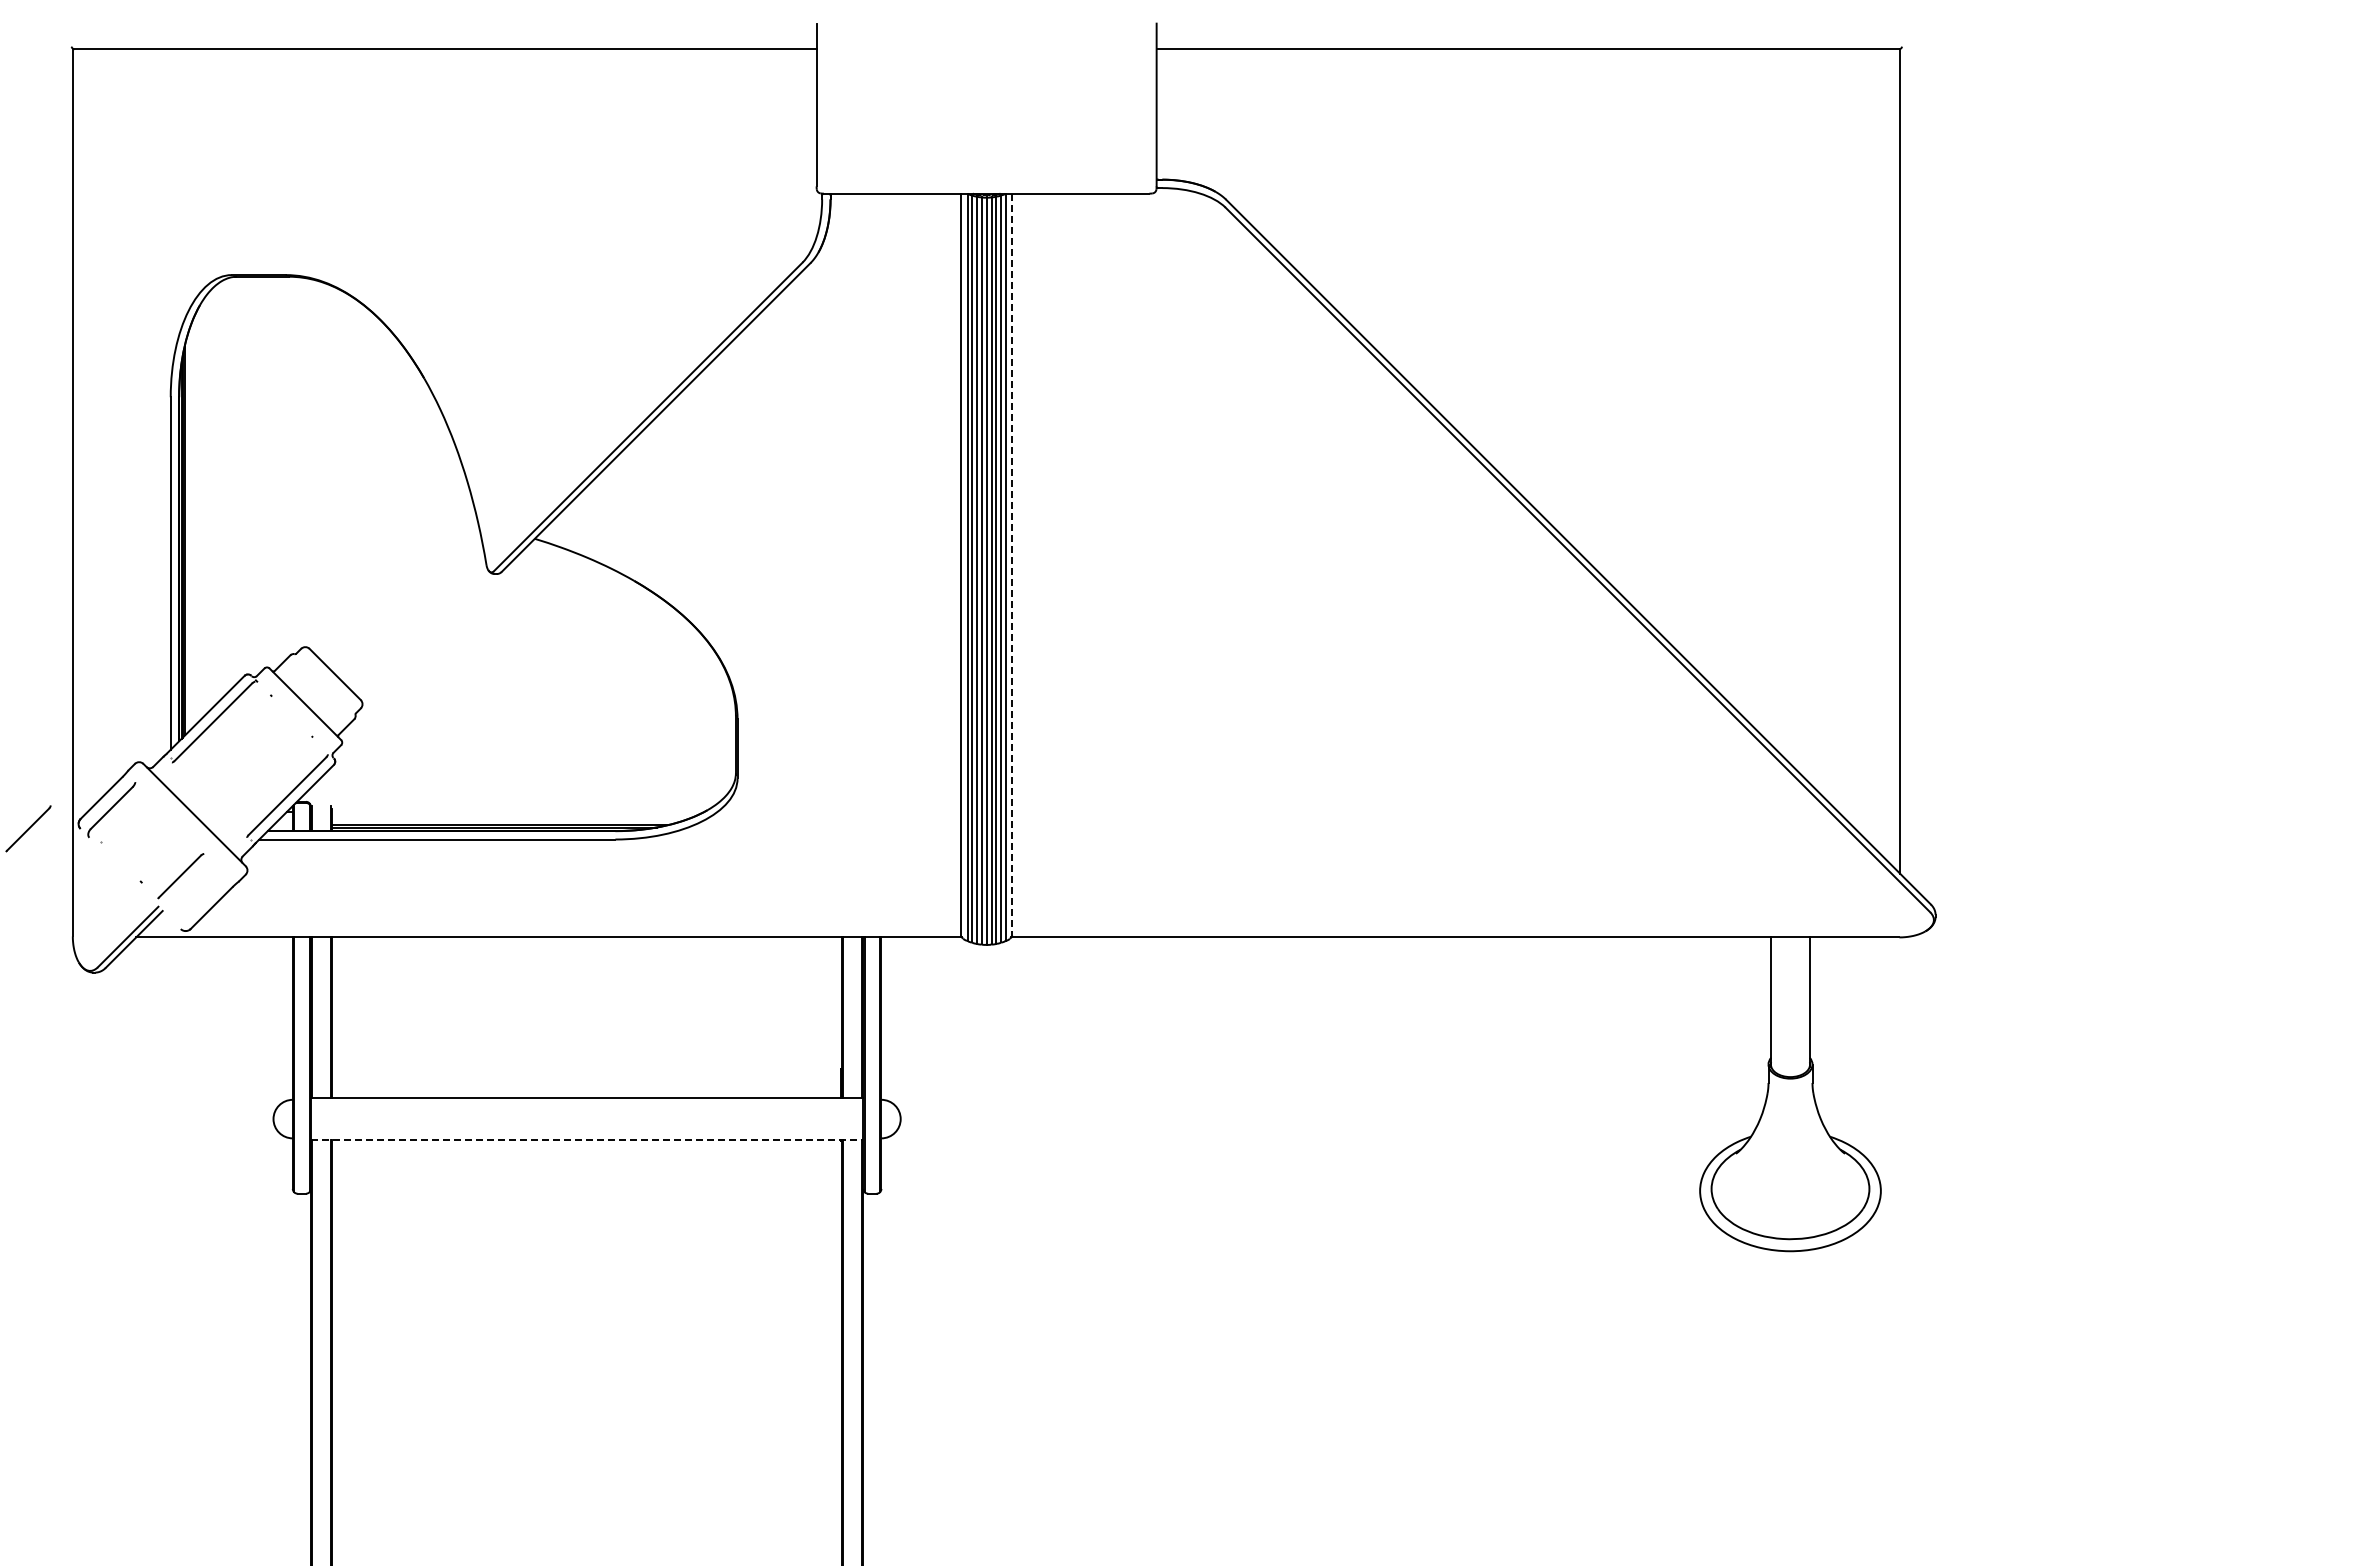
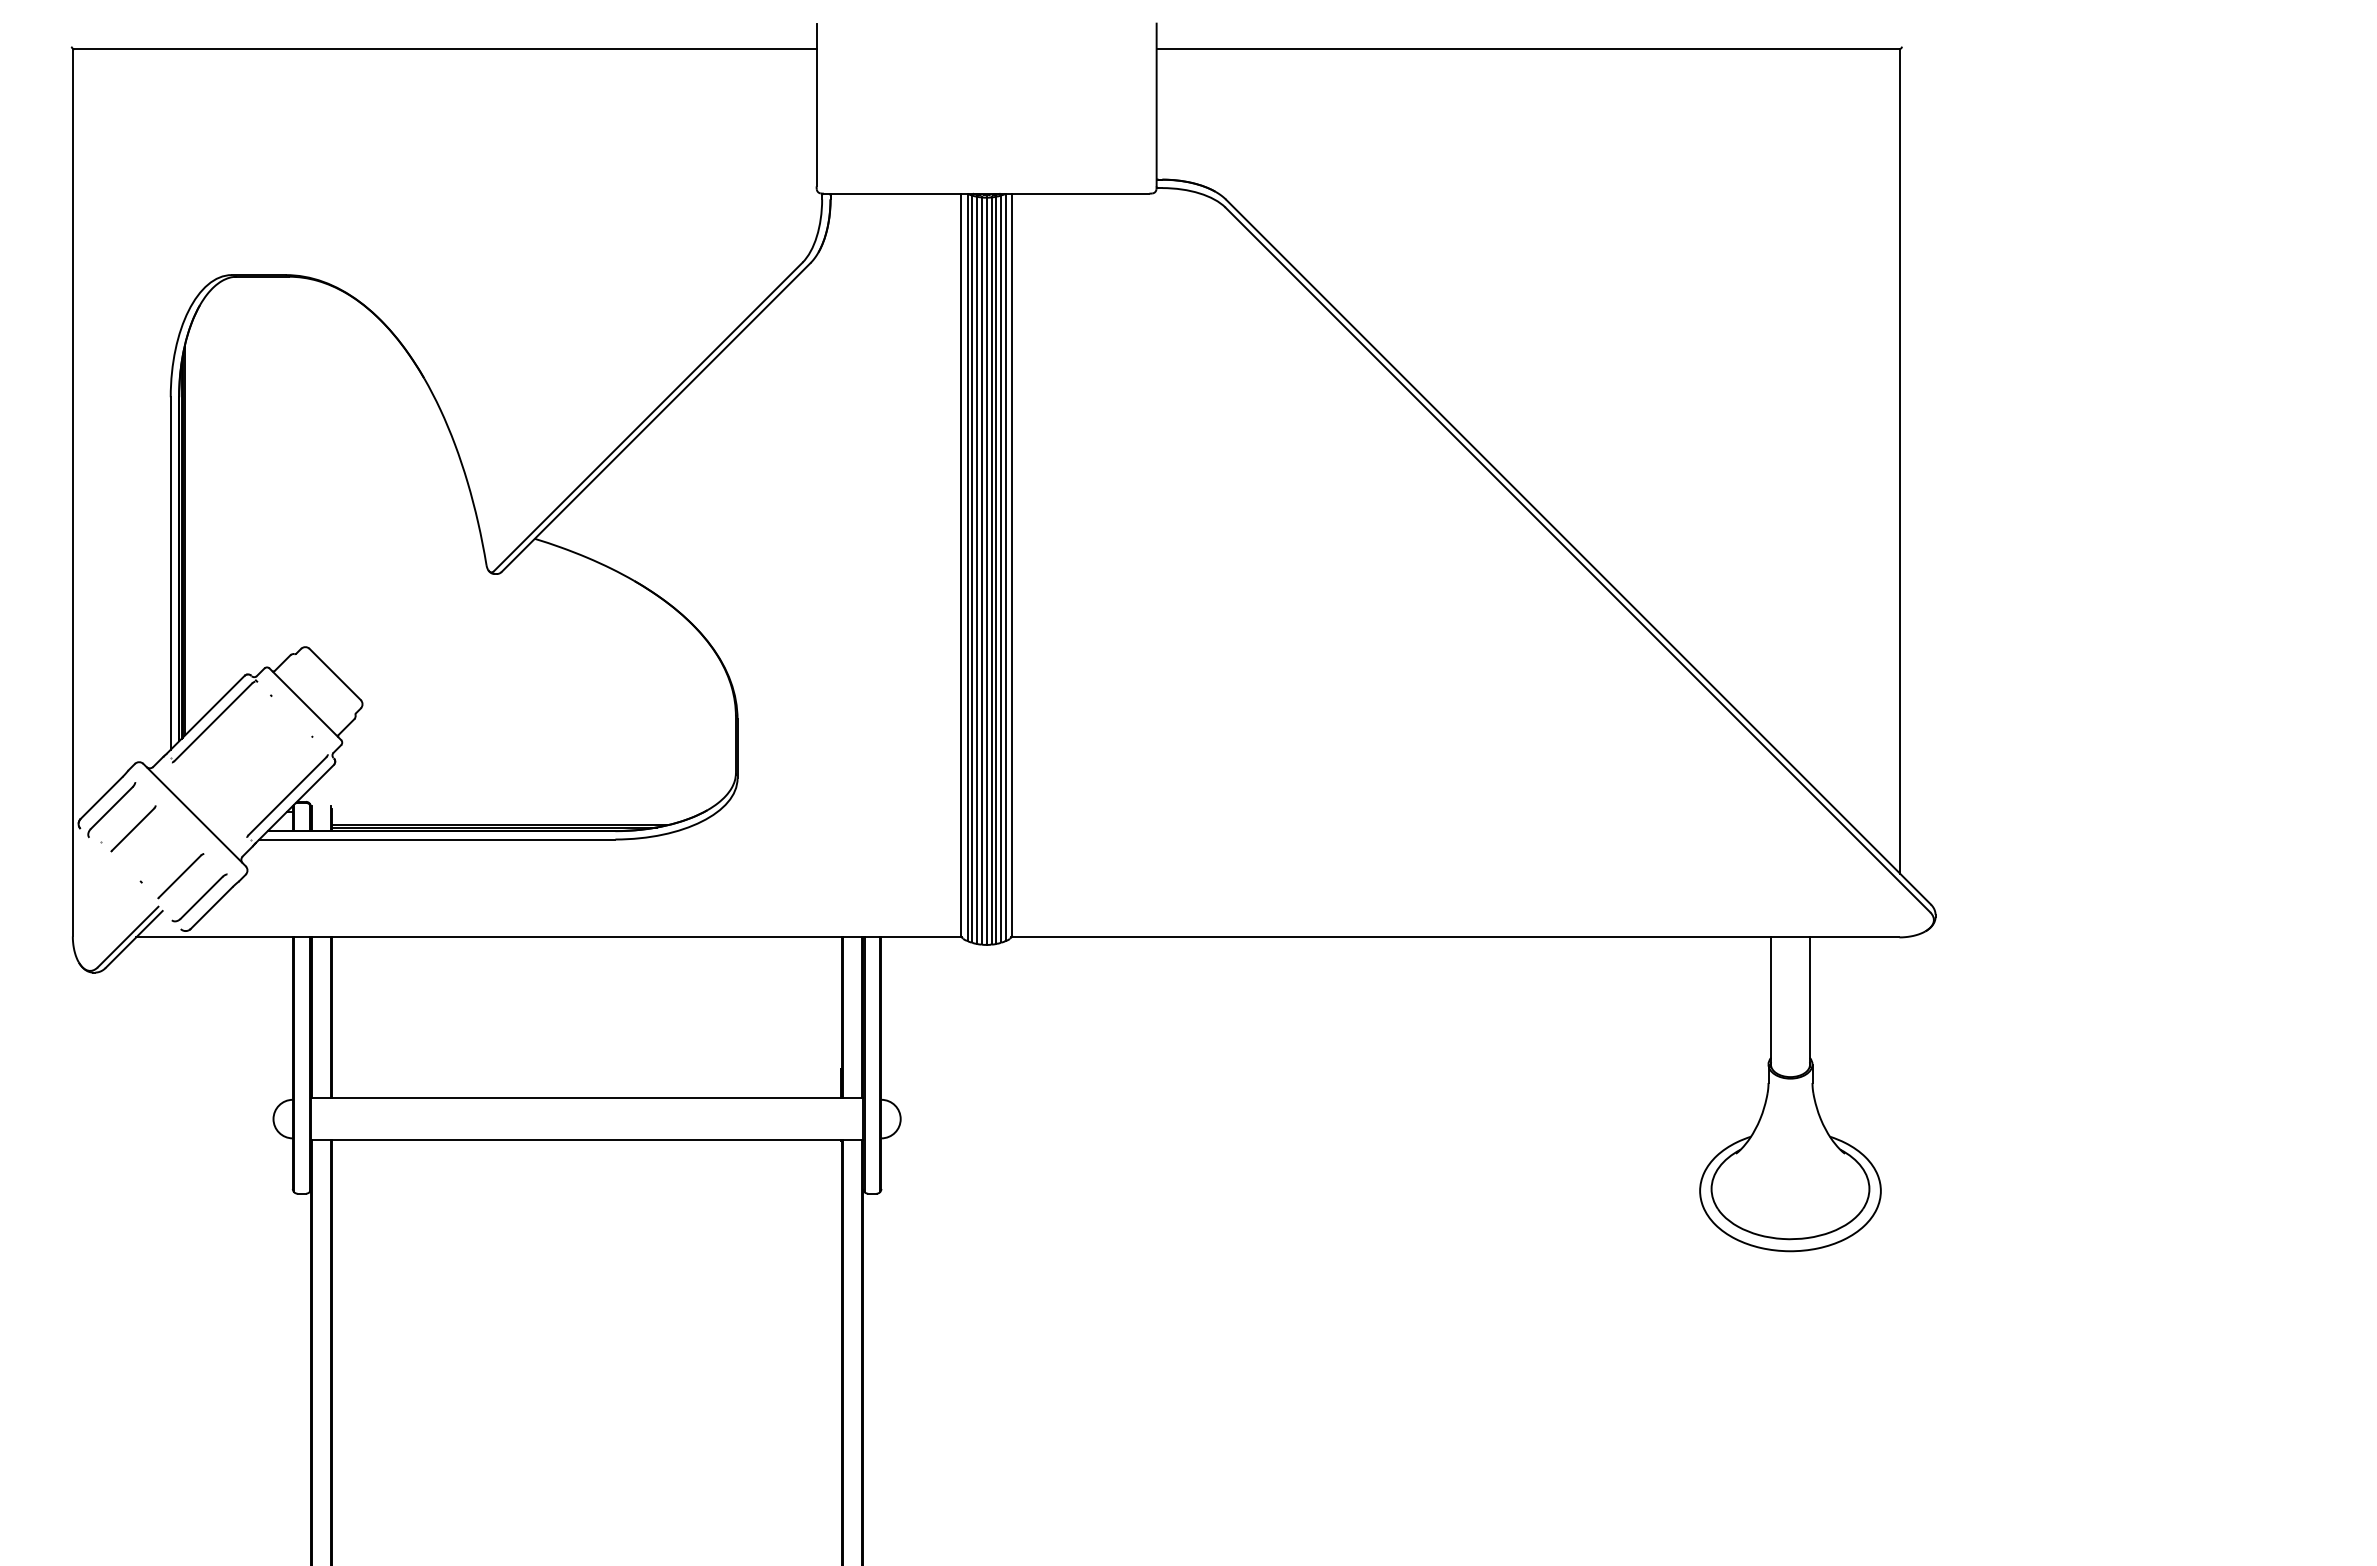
line: dashed -> solid (1012, 565)
line position: (28, 828) -> (133, 828) (133, 828)
part: none -> present (199, 897)
line: dashed -> solid (587, 1140)
